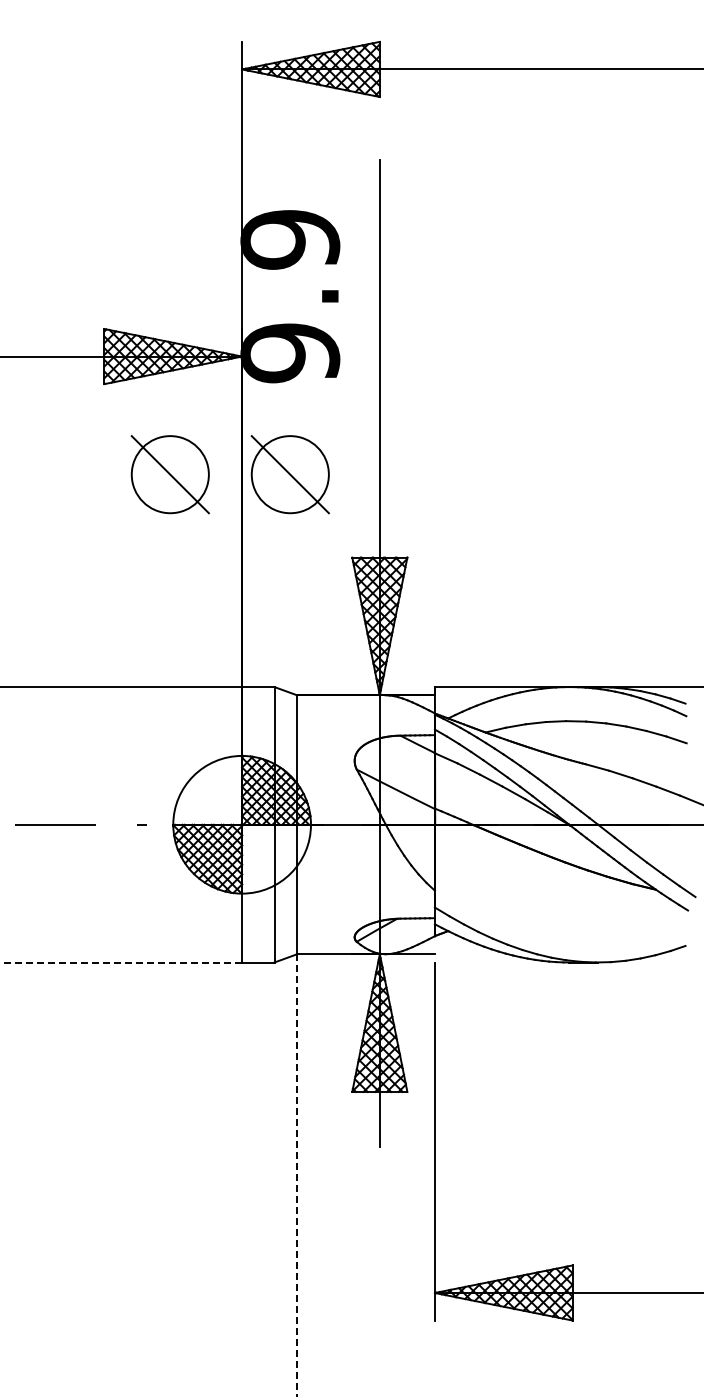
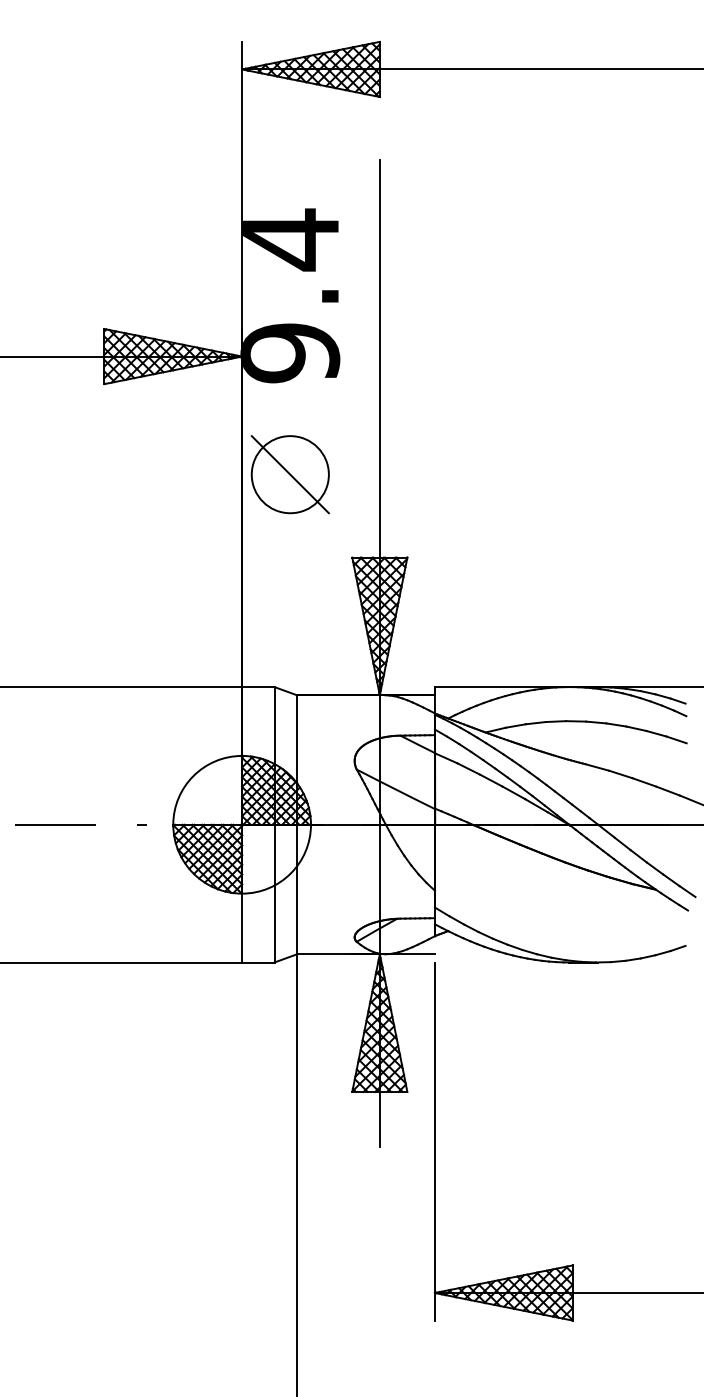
text: 9.9 -> 9.4 (290, 239)
part: present -> none (169, 474)
line: dashed -> solid (121, 962)
line: dashed -> solid (297, 1175)
